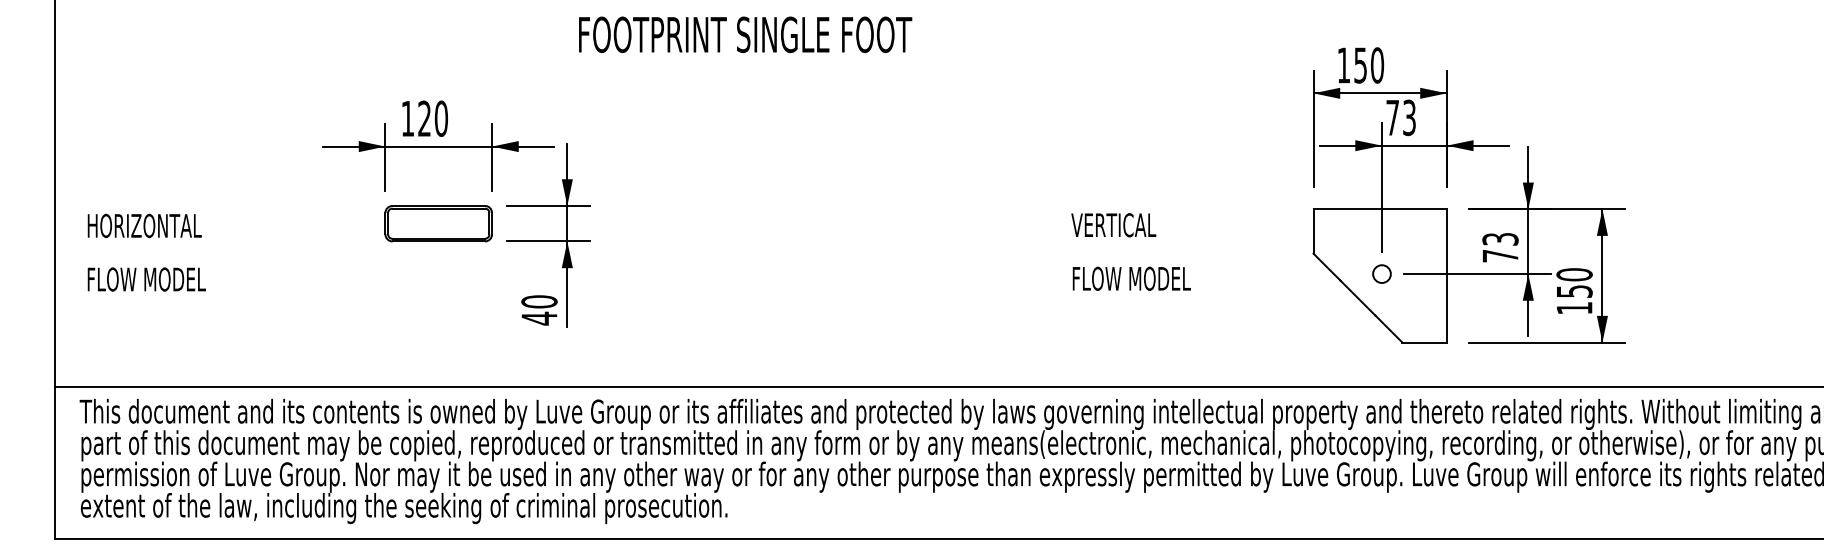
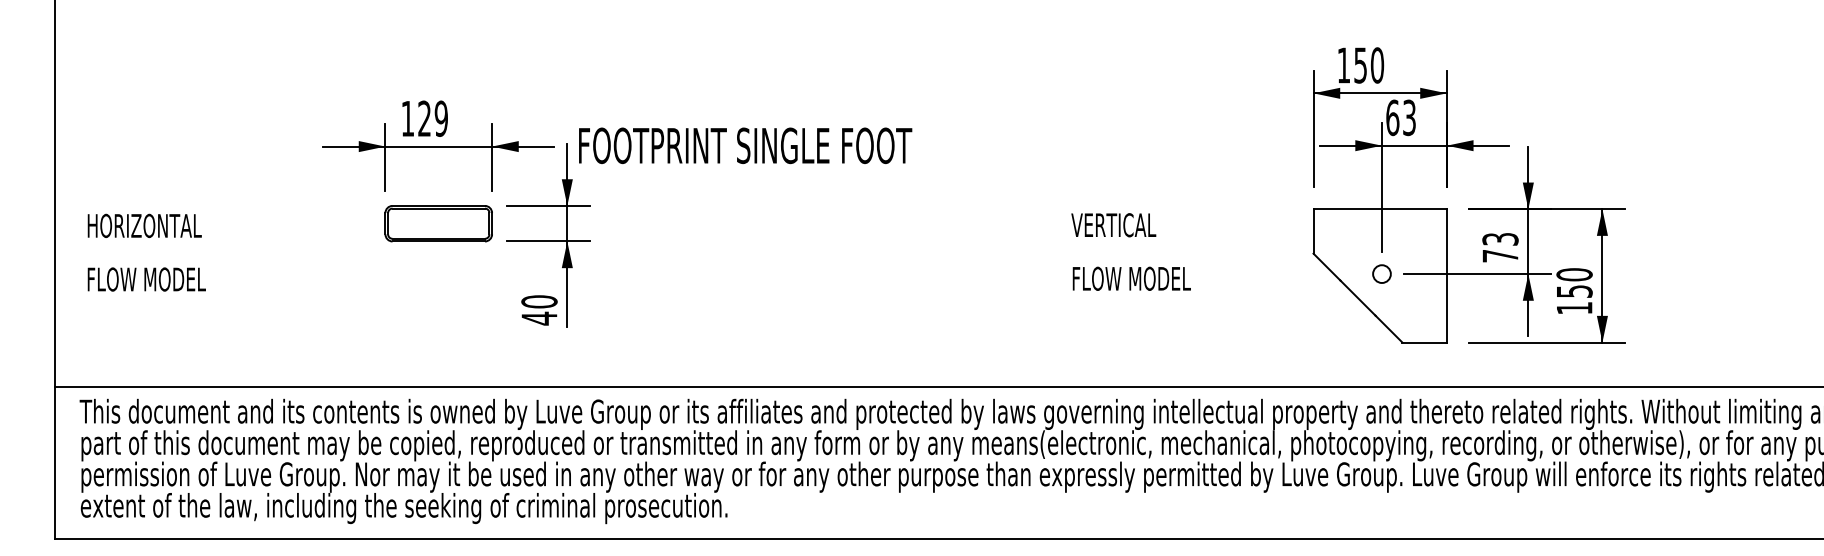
text position: (745, 34) -> (745, 145) (745, 145)
text: 73 -> 63 (1392, 117)
text: 120 -> 129 (441, 118)
